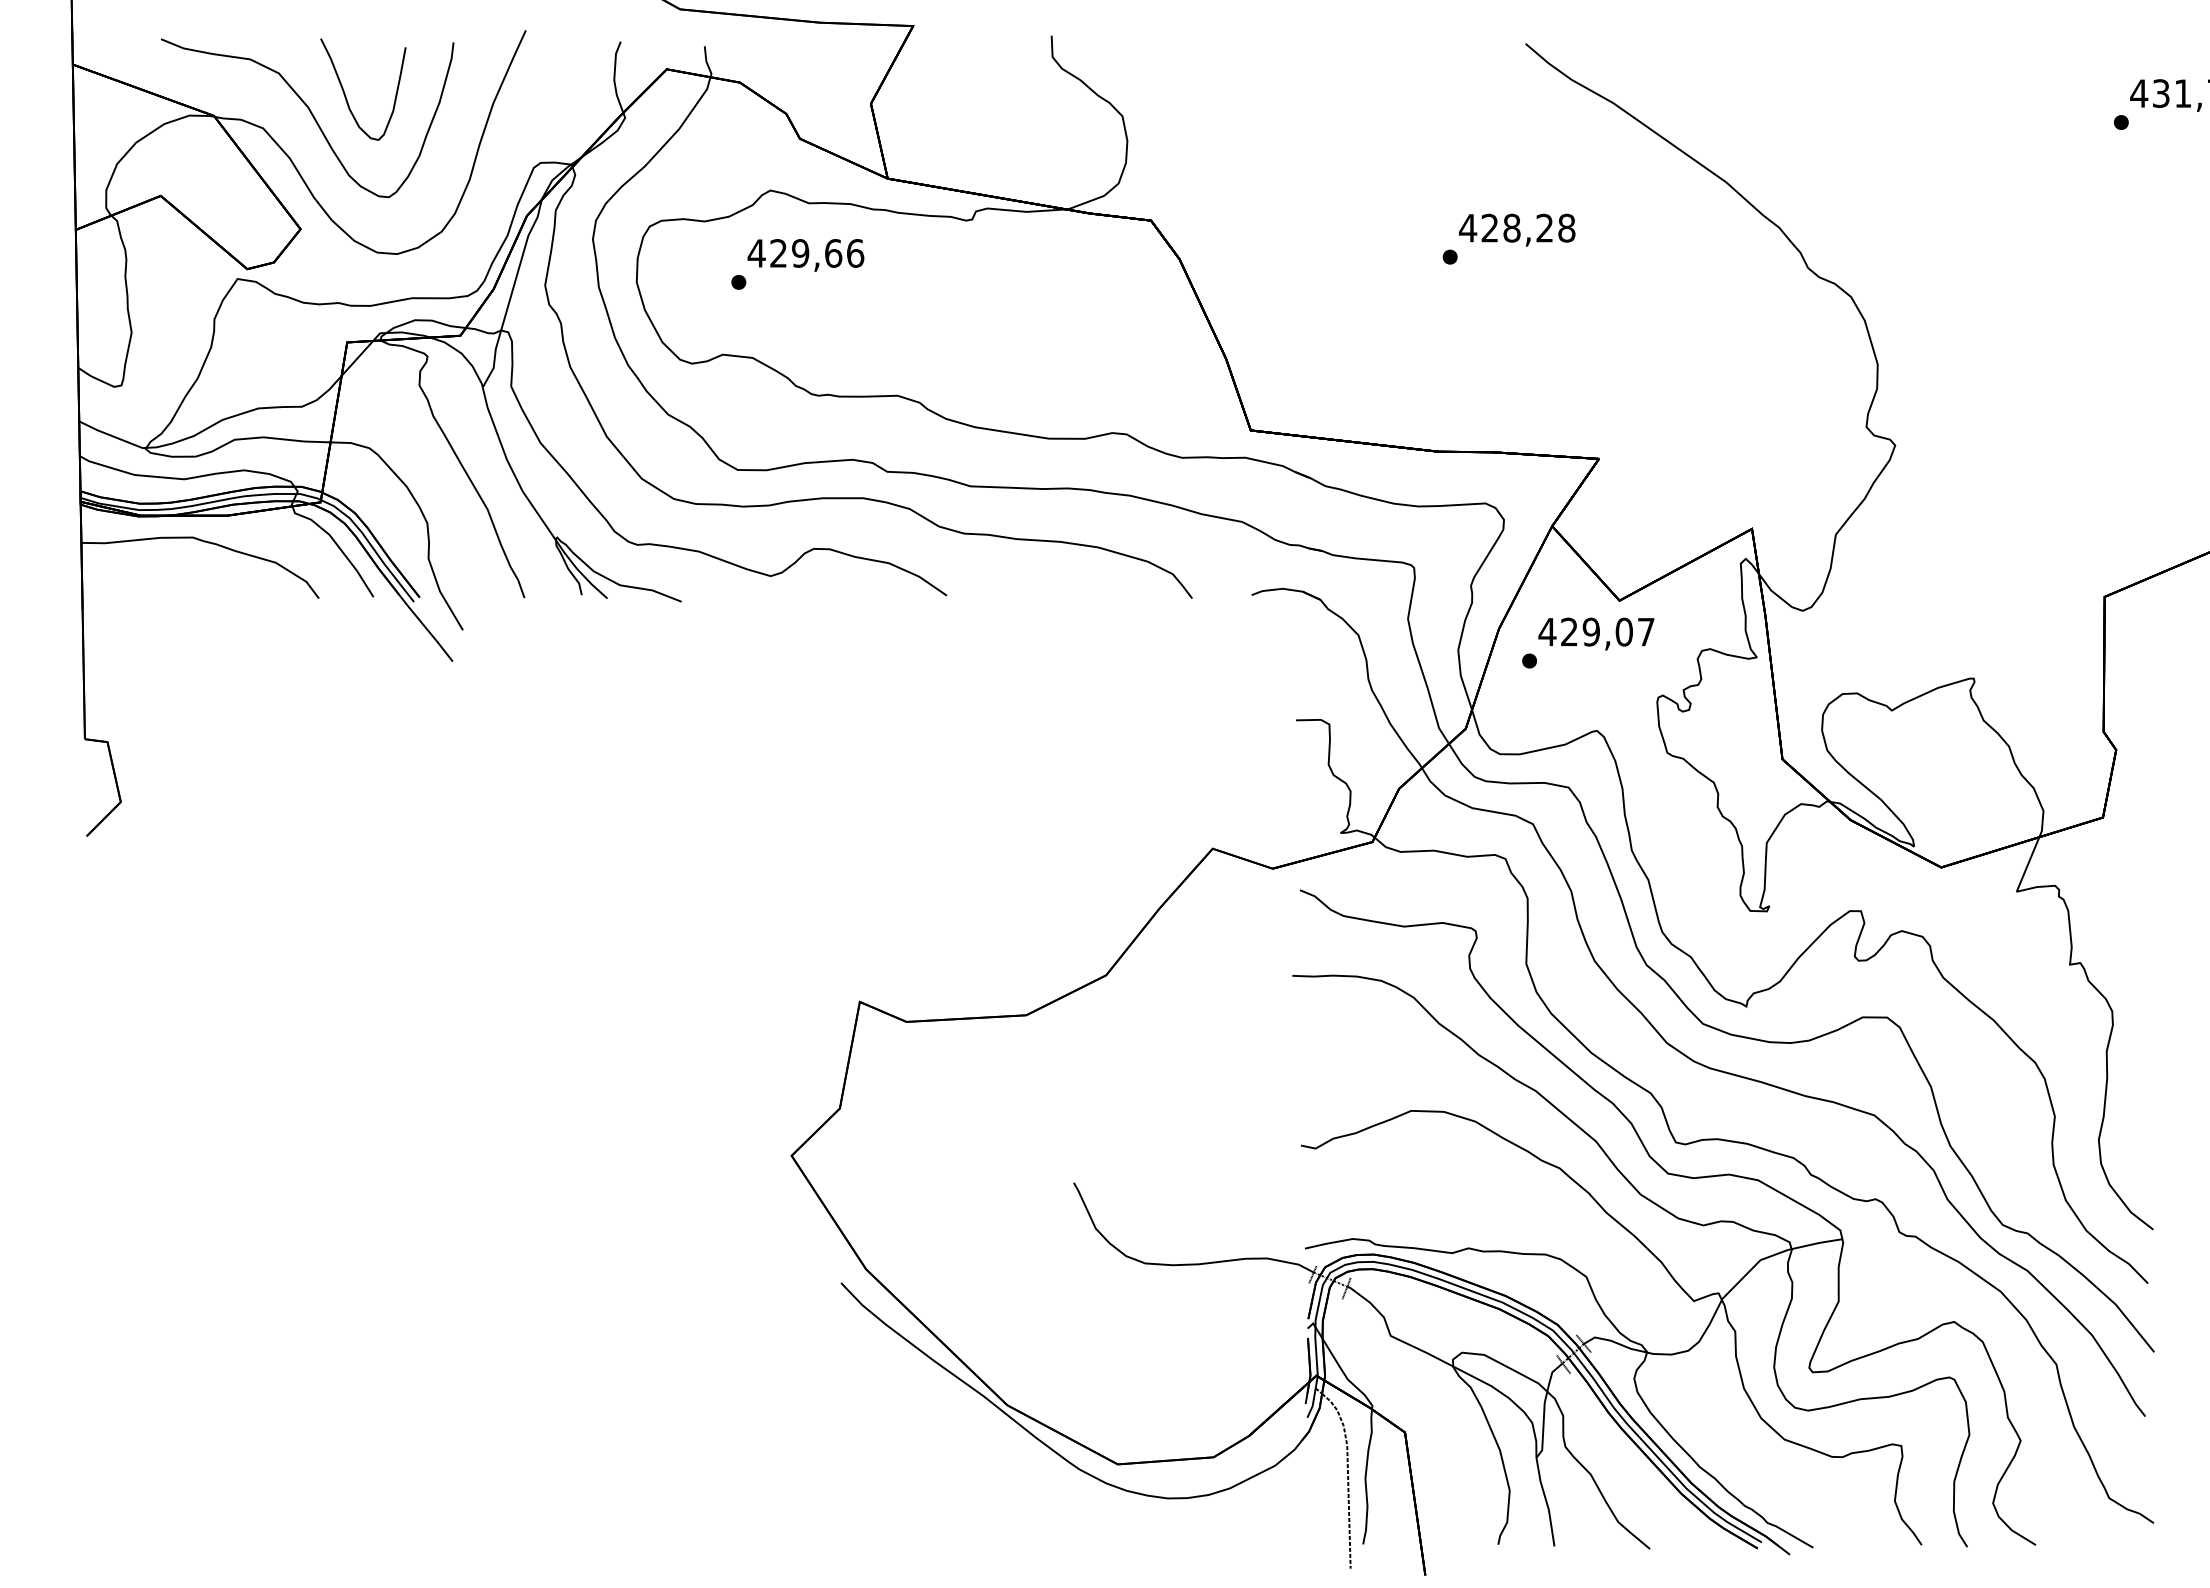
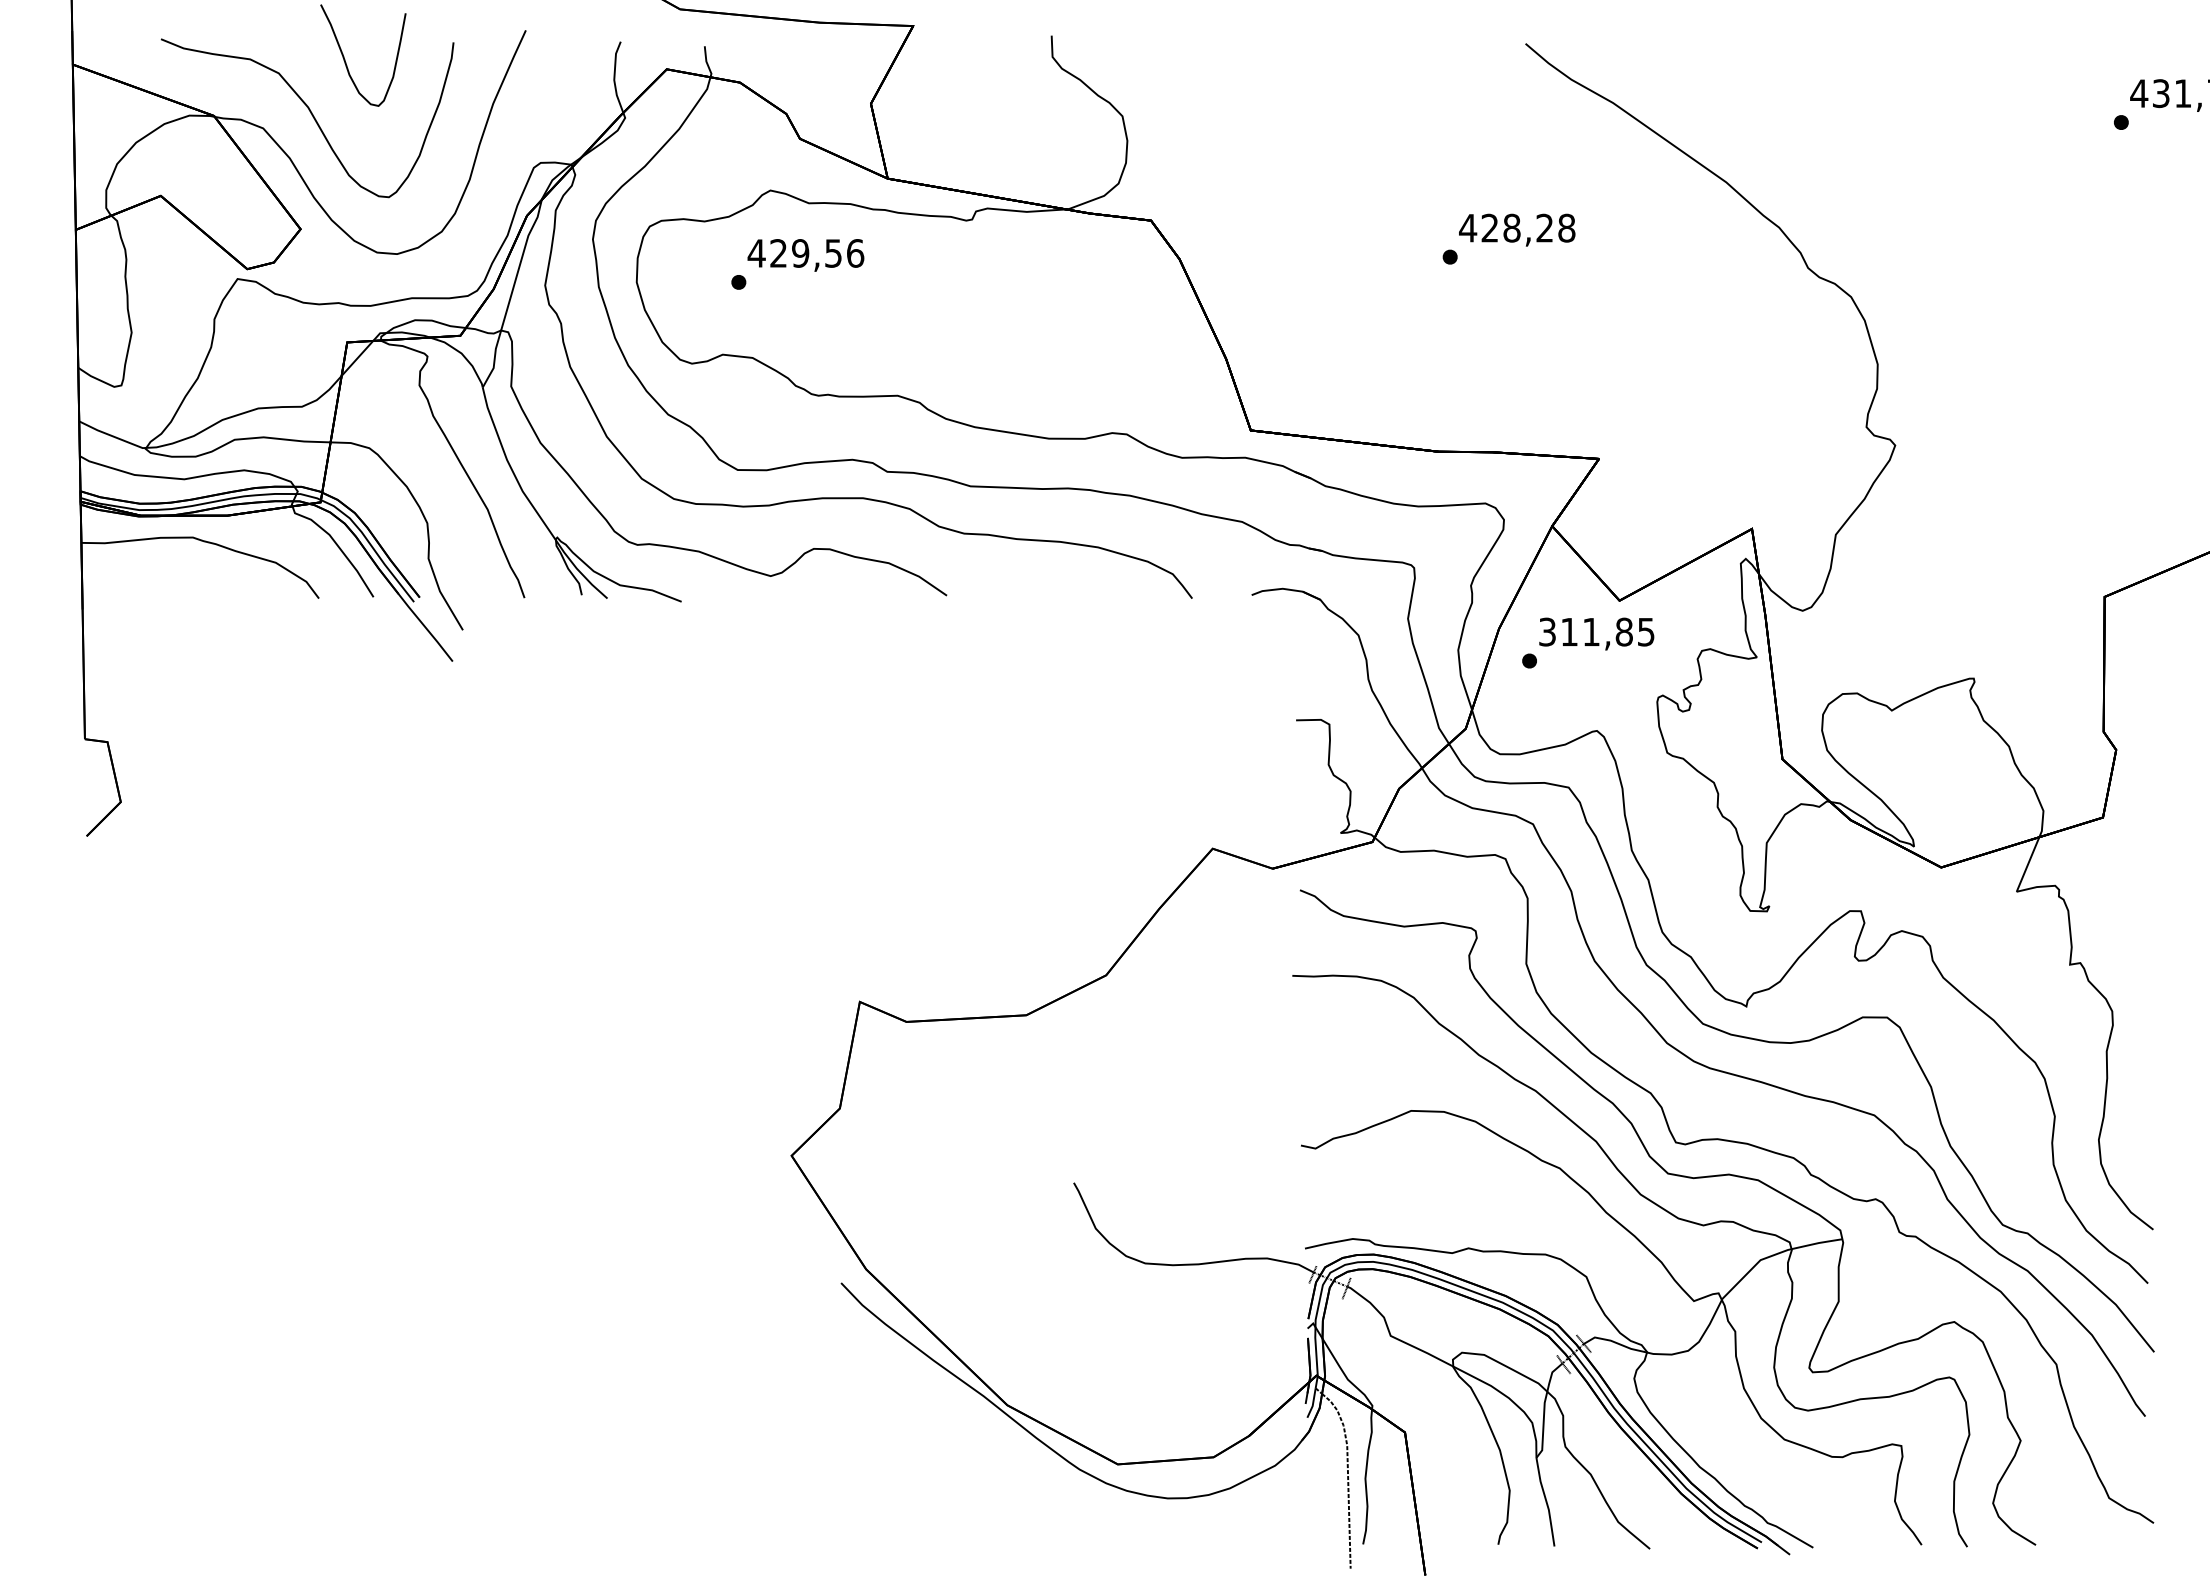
part position: (346, 96) -> (346, 62) (346, 62)
text: 429,66 -> 429,56 (833, 253)
text: 429,07 -> 311,85 (1596, 631)
